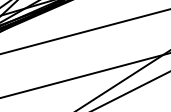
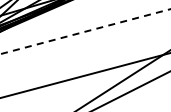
line: solid -> dashed (85, 31)
